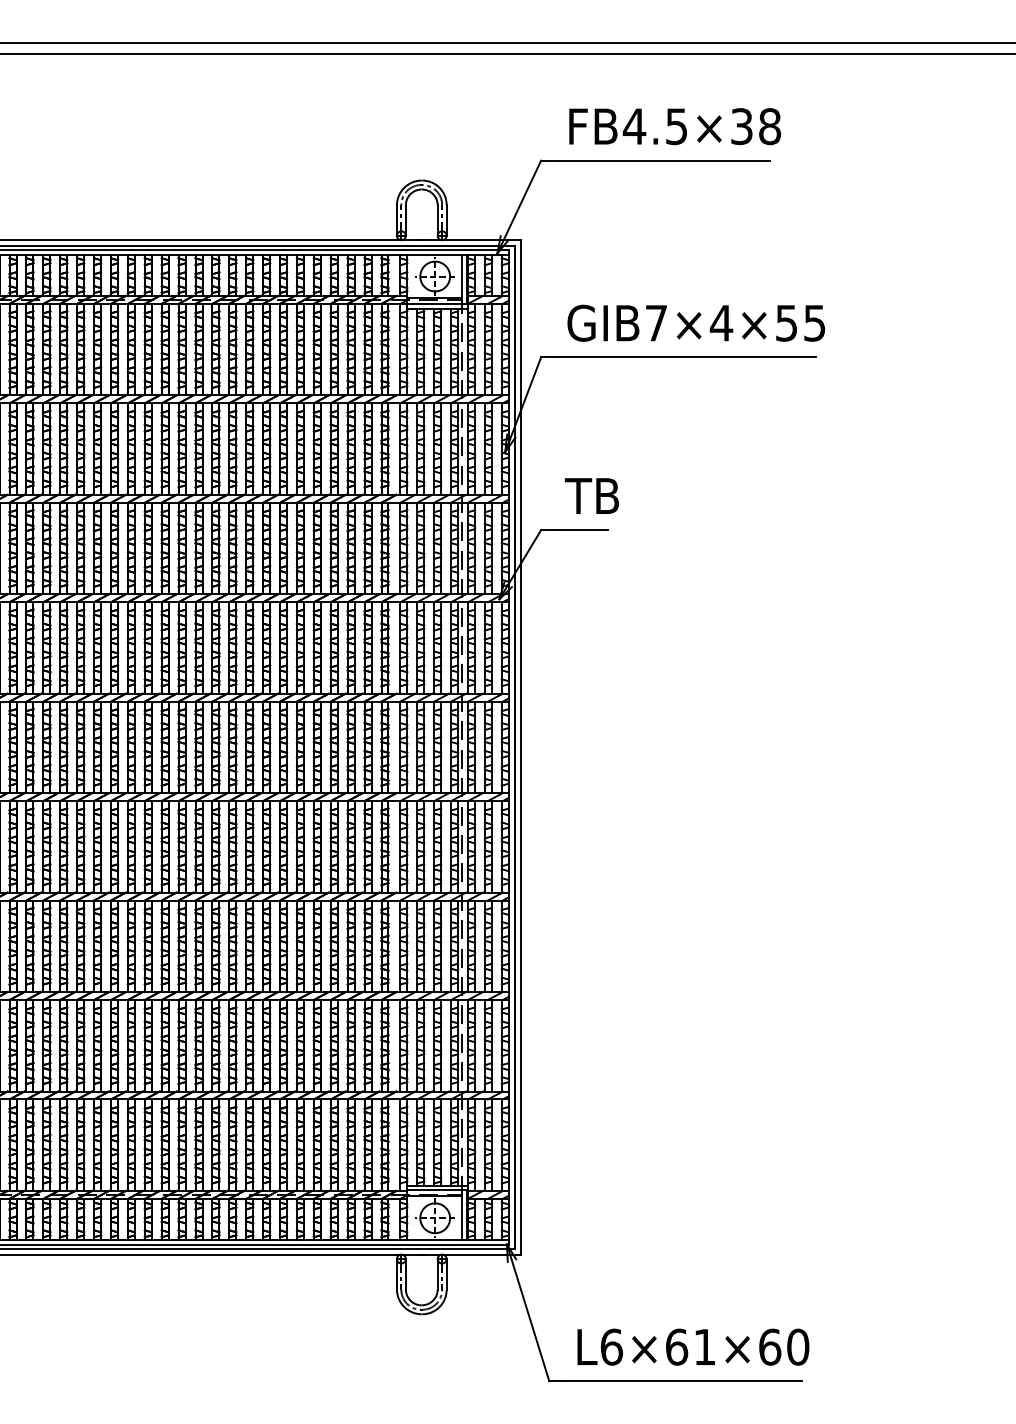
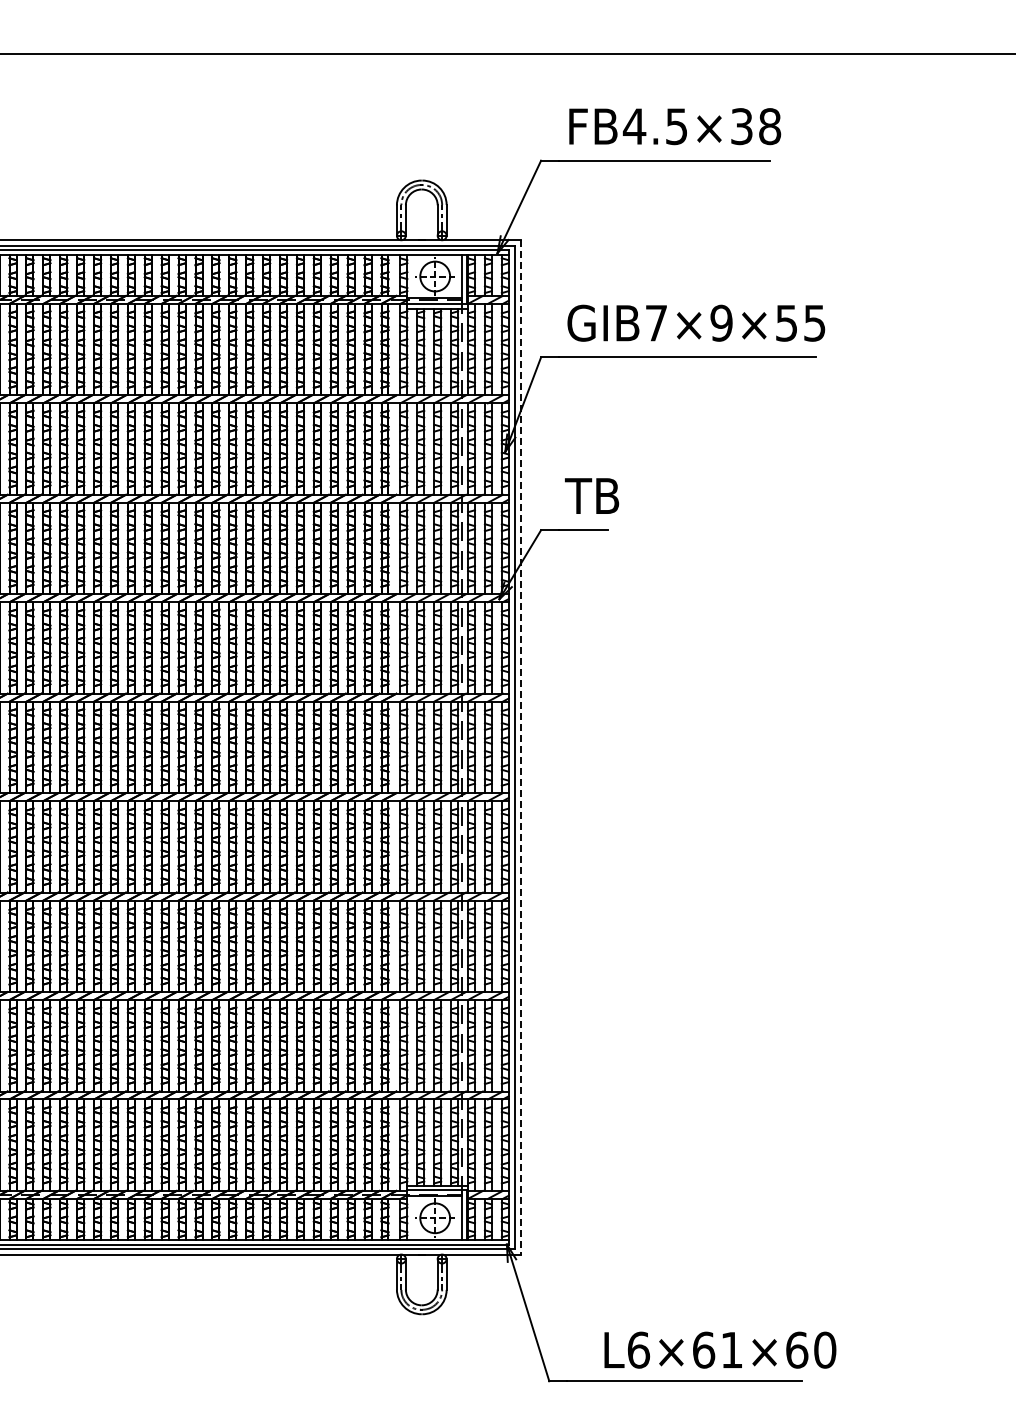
line: present -> none (507, 42)
text: GIB7×4×55 -> GIB7×9×55 (721, 322)
line: solid -> dashed (521, 747)
text position: (693, 1346) -> (720, 1349) (720, 1349)
